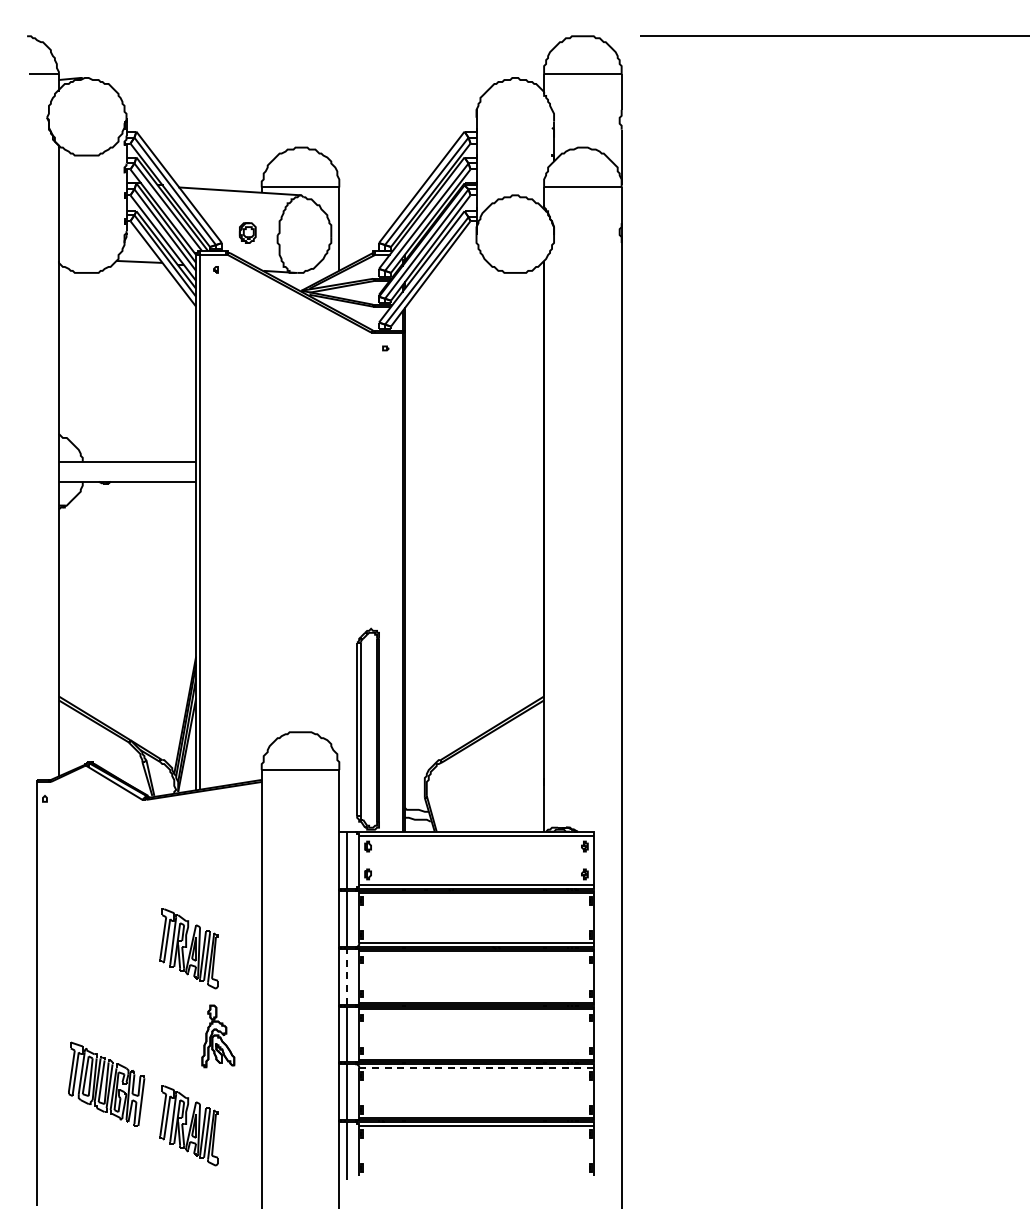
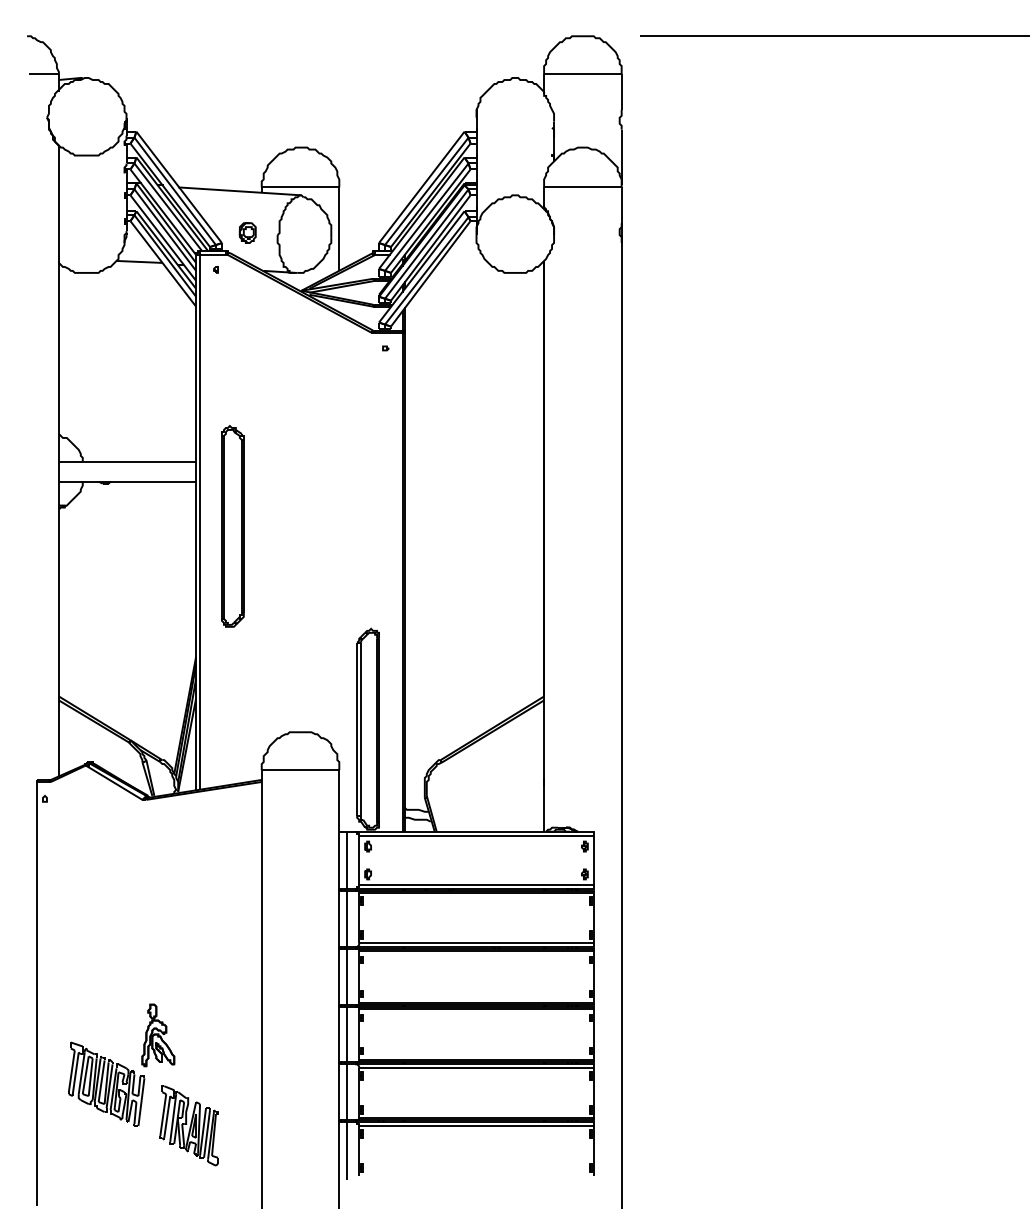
part: none -> present (232, 526)
part: present -> none (188, 948)
line: dashed -> solid (347, 976)
part position: (218, 1036) -> (158, 1035) (158, 1035)
line: dashed -> solid (475, 1068)
